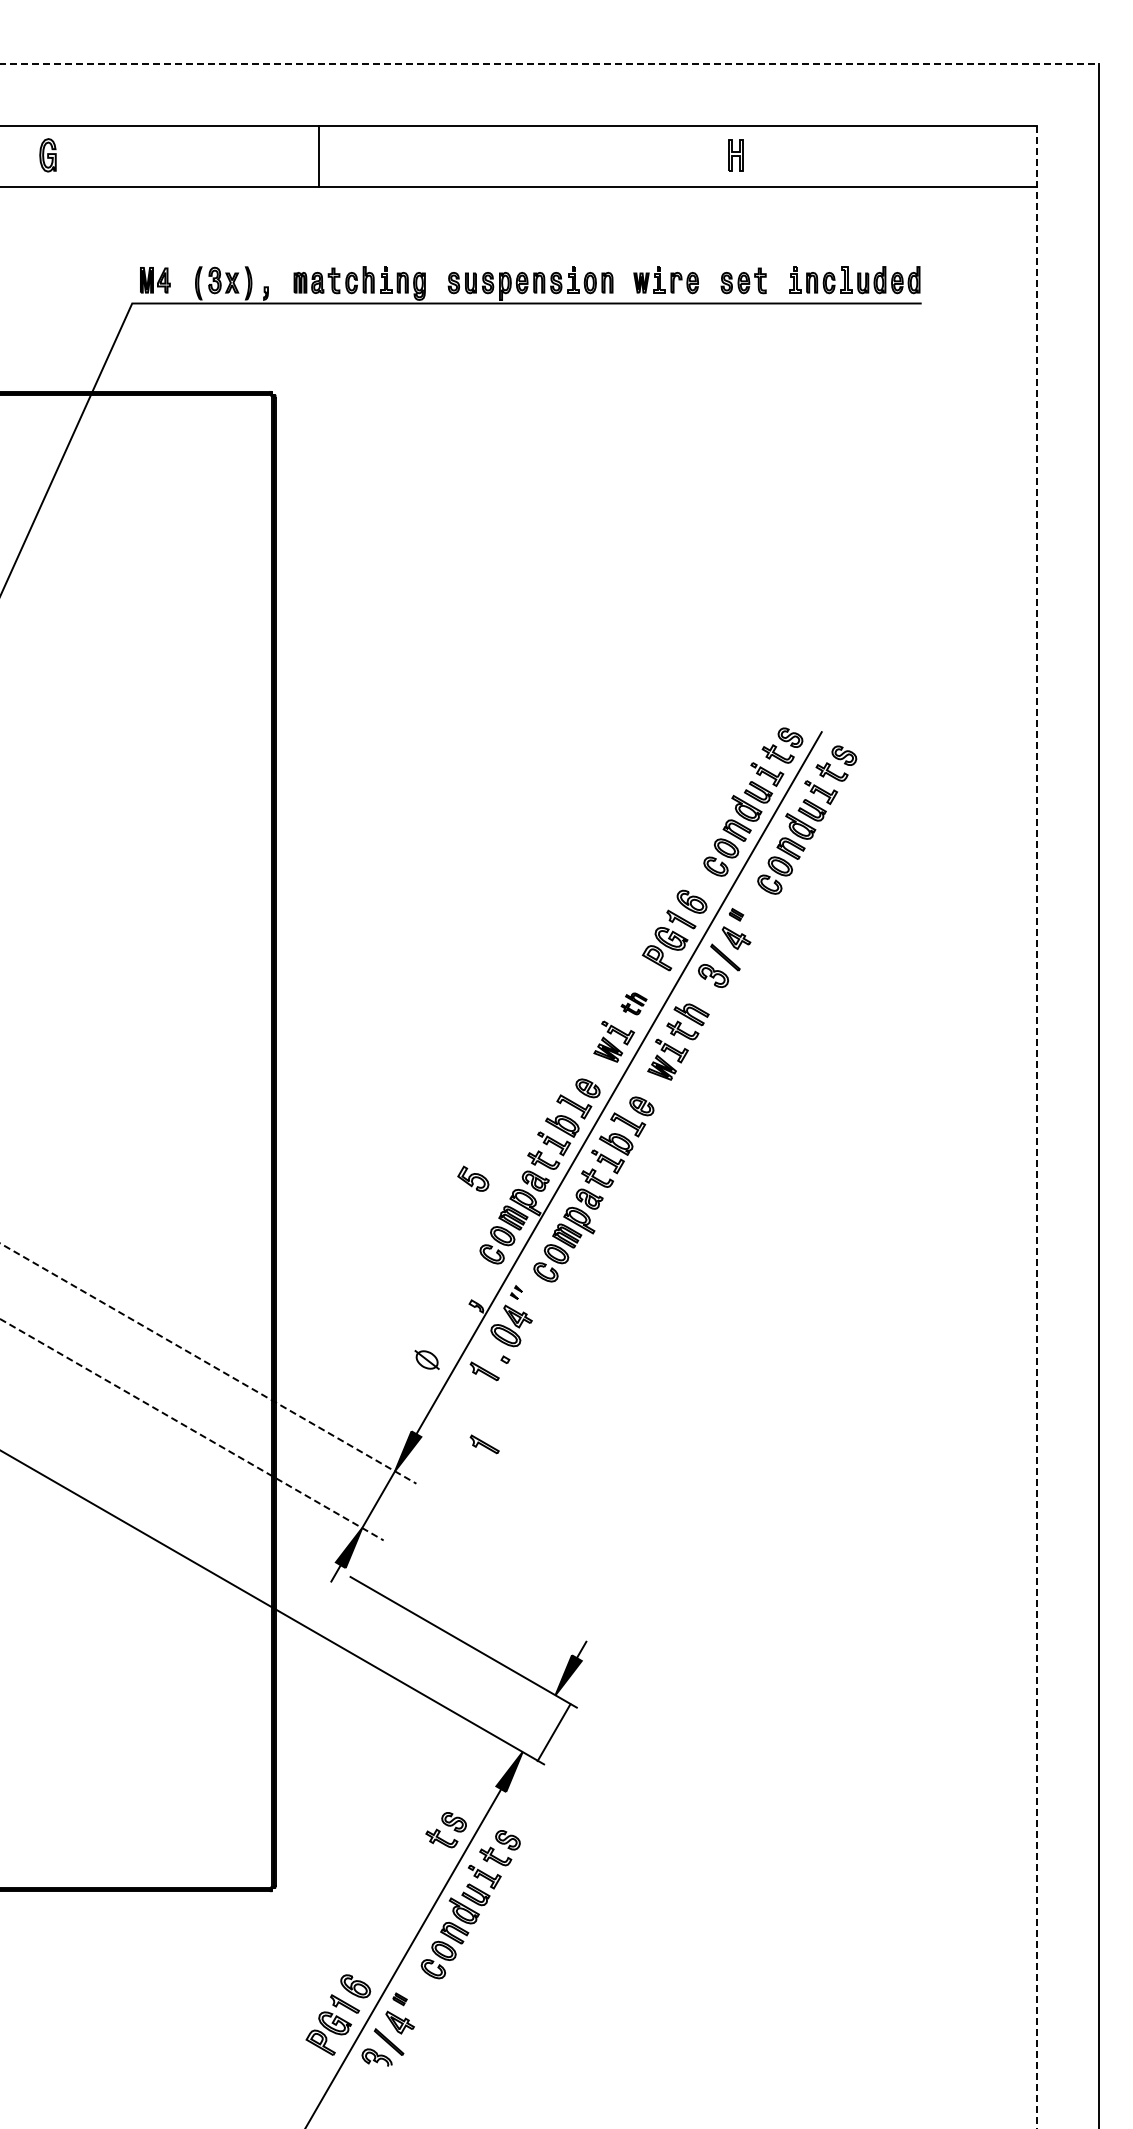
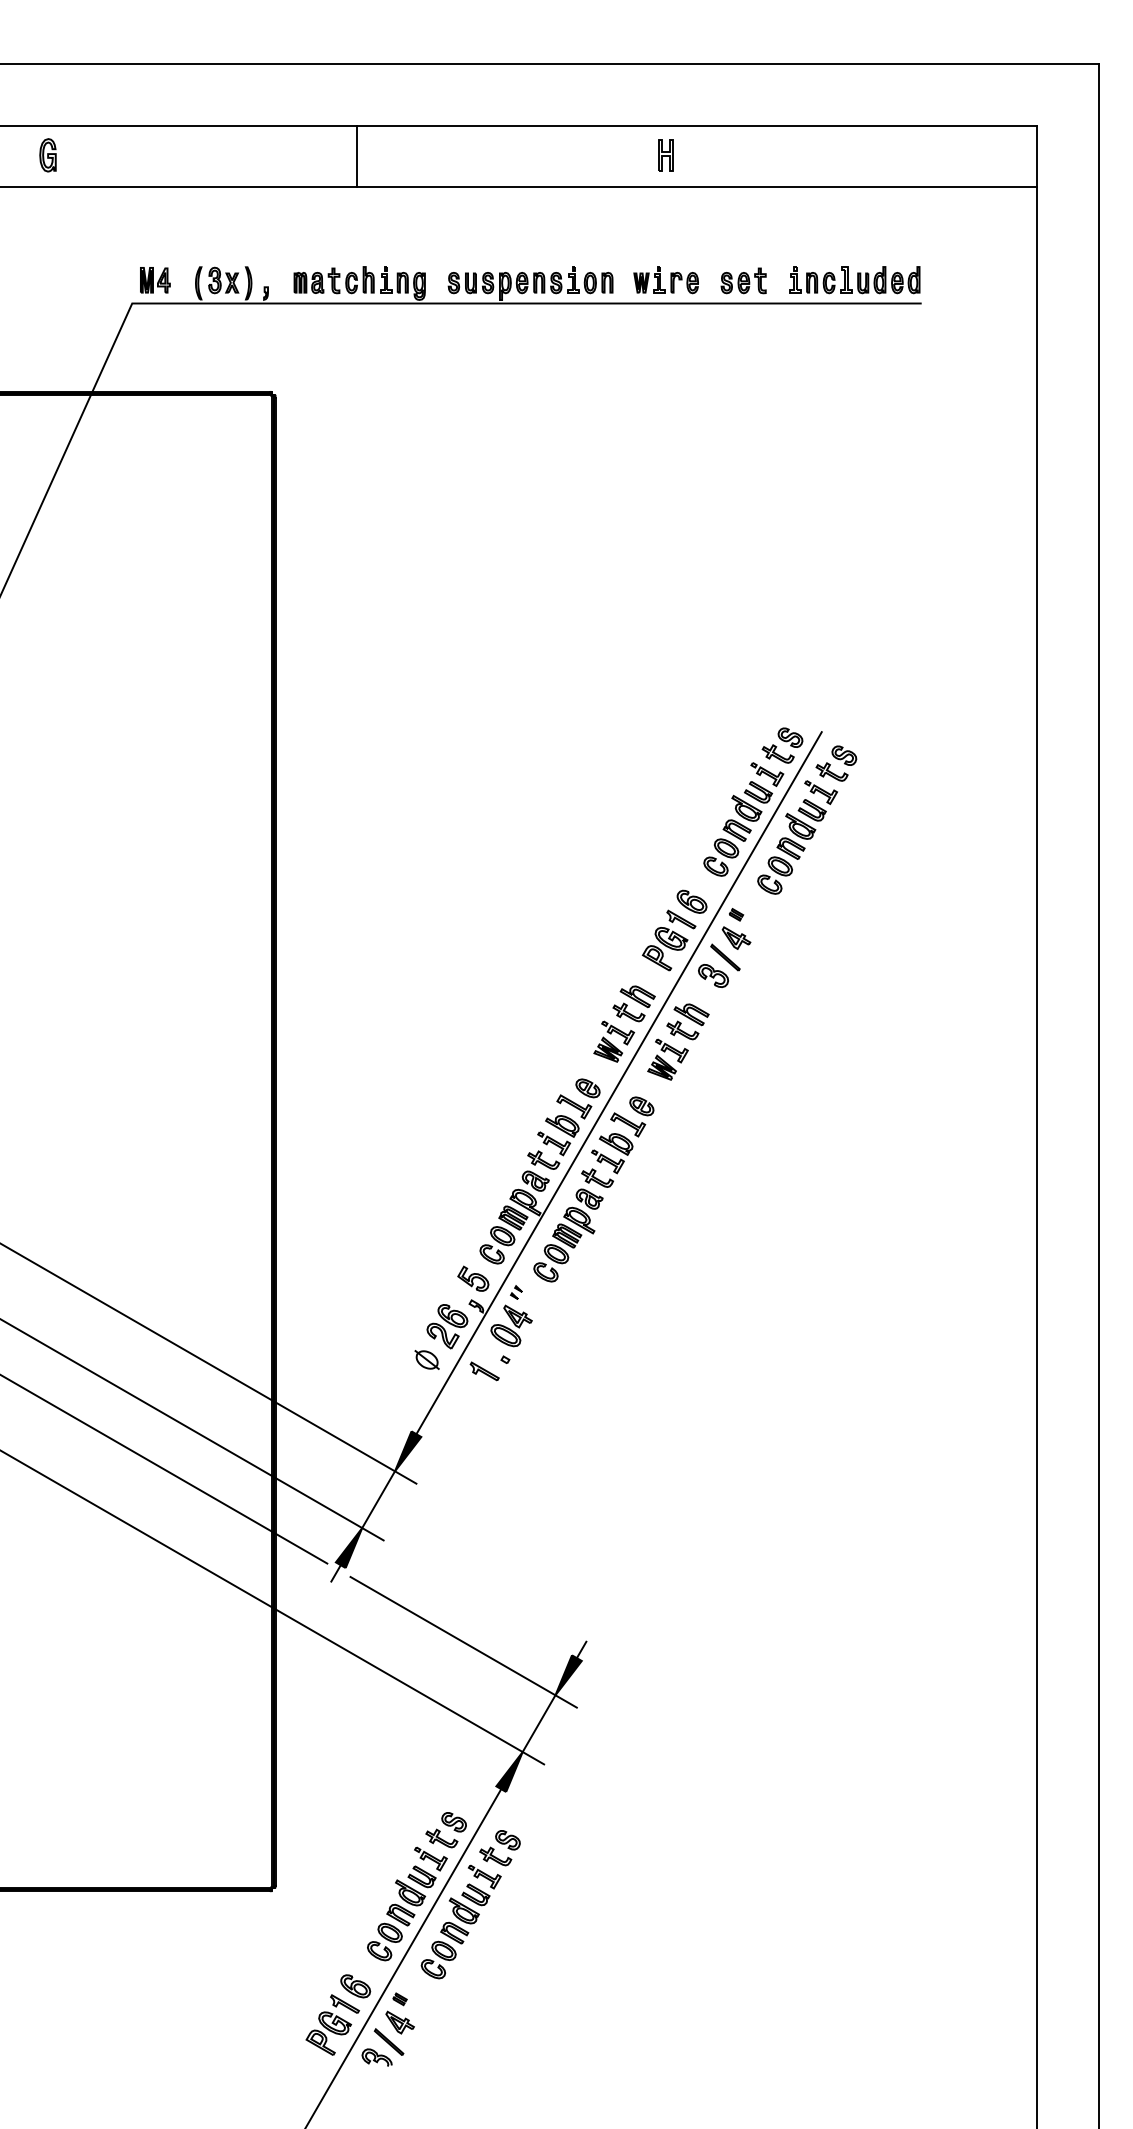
line: dashed -> solid (549, 63)
part position: (735, 155) -> (665, 155) (665, 155)
line position: (319, 156) -> (357, 156) (357, 156)
part size: 28x24 px -> 44x38 px (633, 1003)
line: dashed -> solid (1037, 1127)
part position: (473, 1178) -> (473, 1278) (473, 1278)
part: none -> present (447, 1326)
line: dashed -> solid (208, 1363)
line: dashed -> solid (192, 1430)
part: present -> none (484, 1444)
line: none -> present (164, 1469)
line position: (553, 1732) -> (538, 1723) (538, 1723)
part: none -> present (407, 1903)
